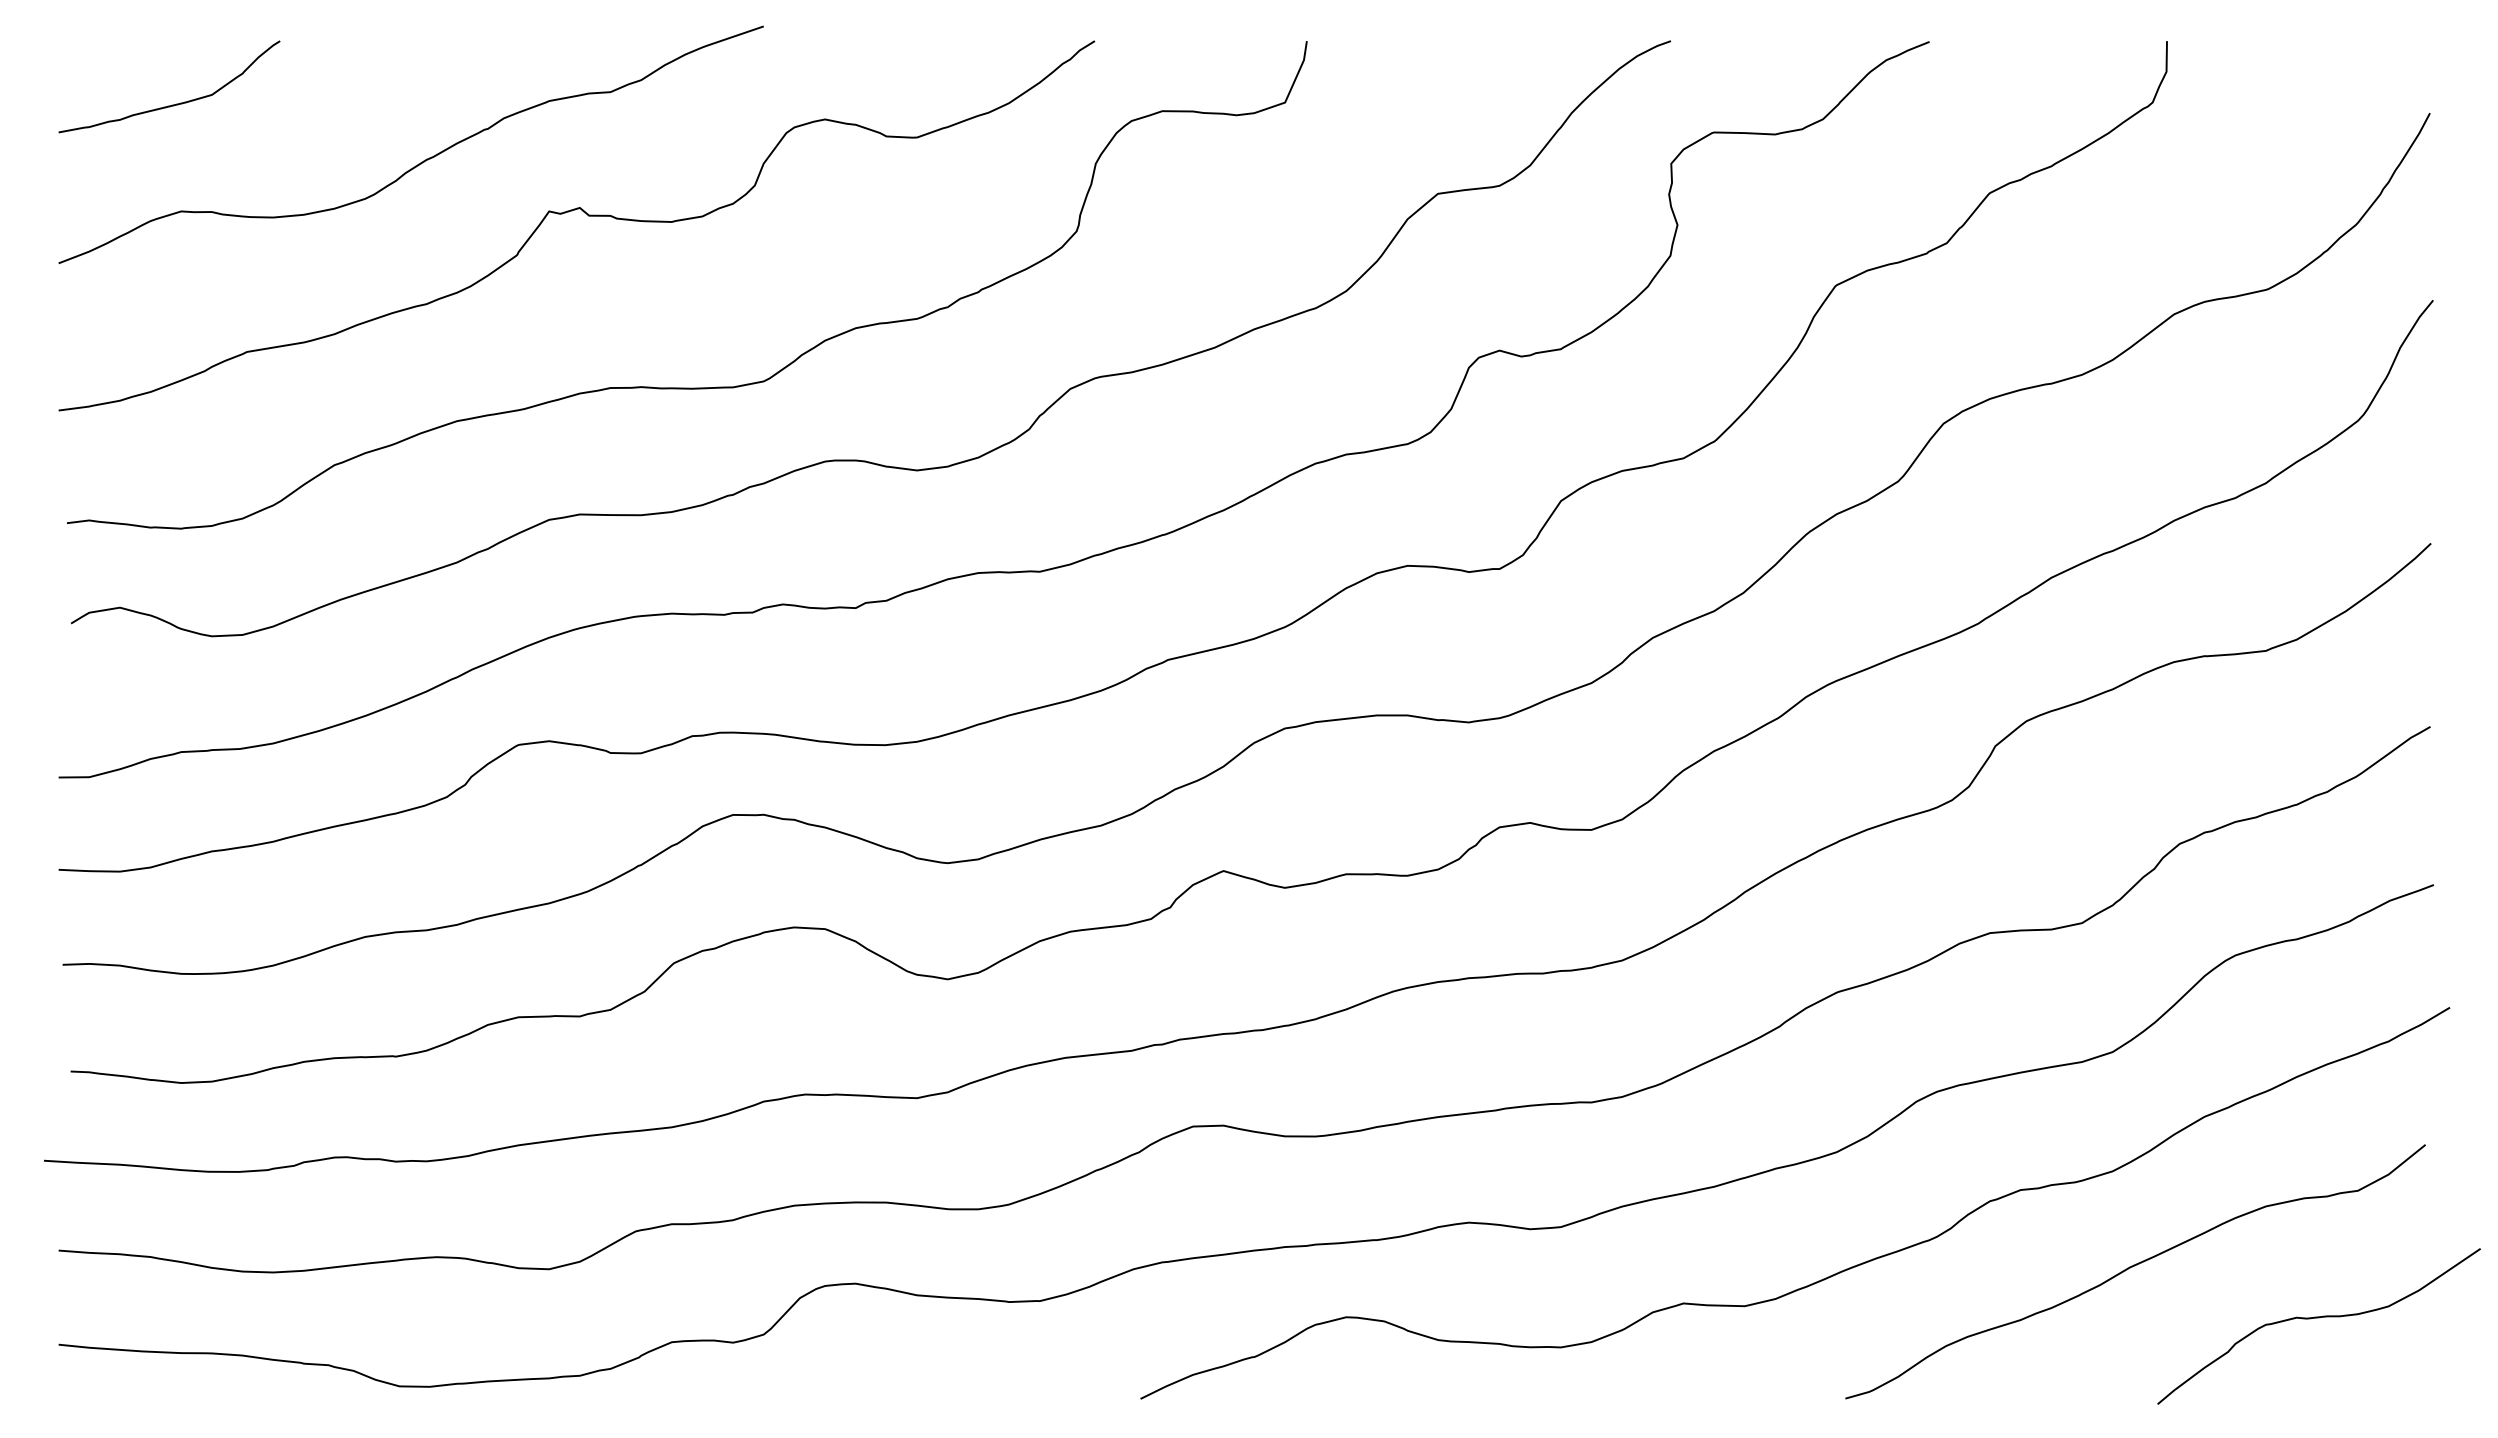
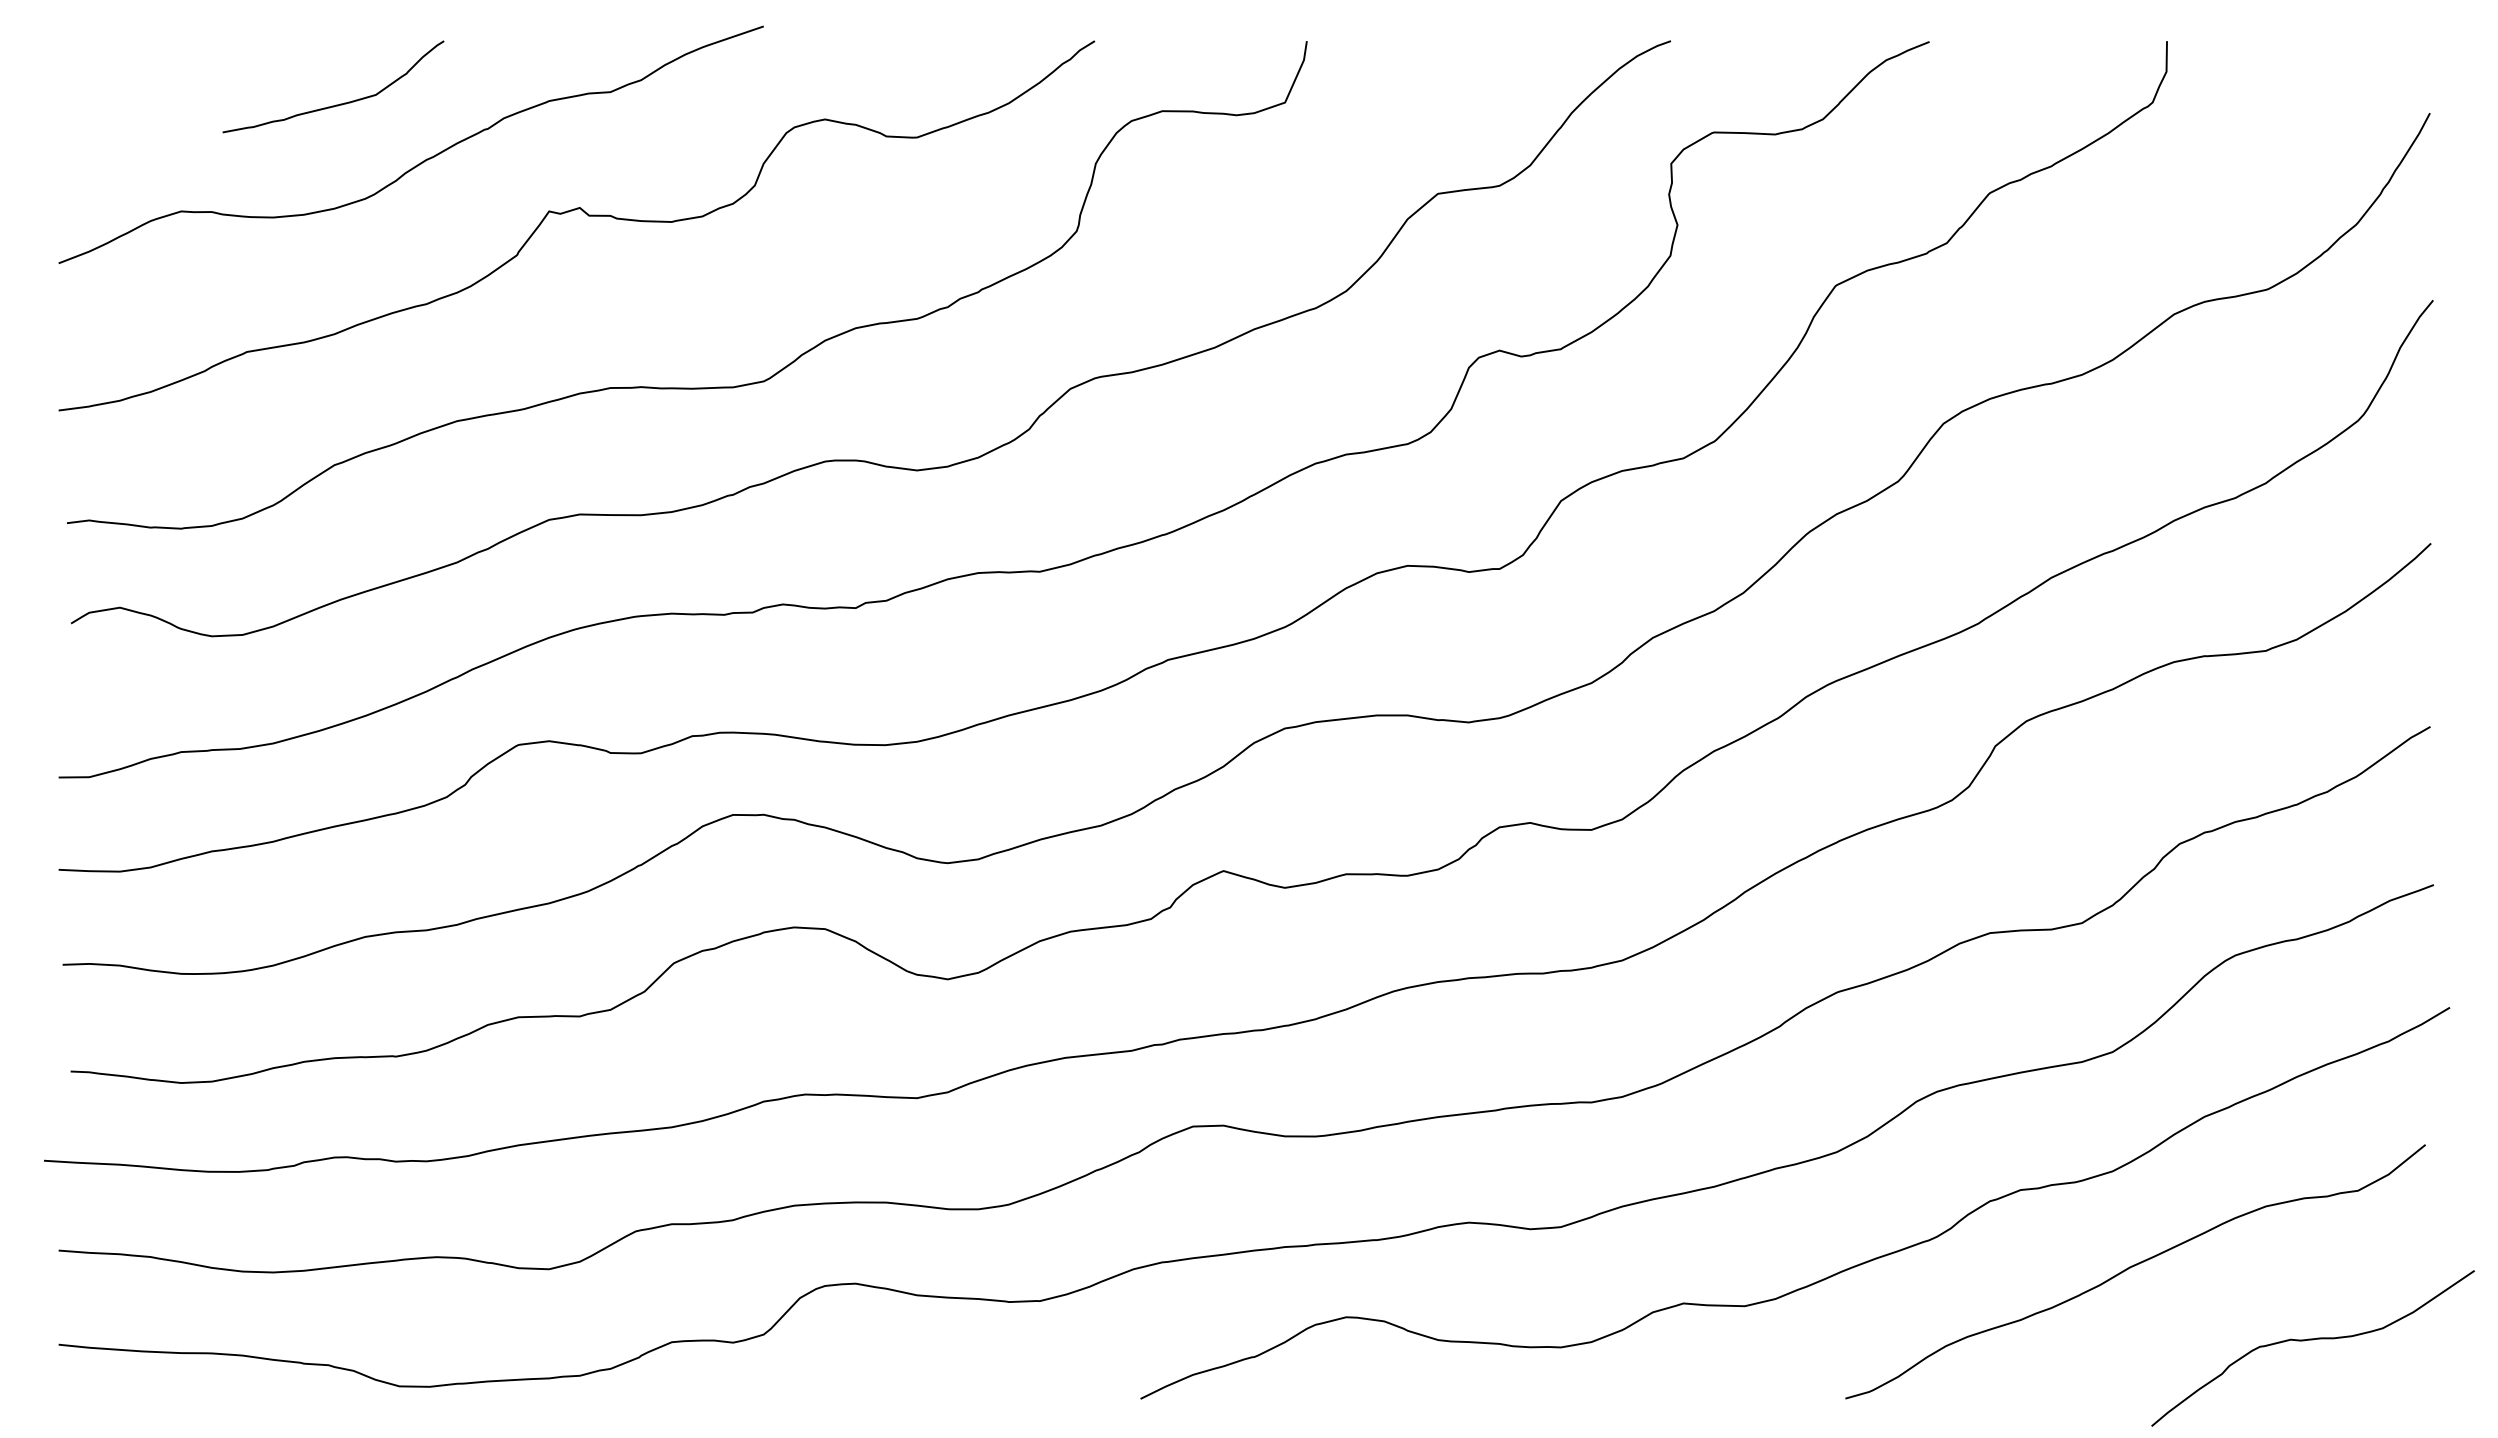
curve position: (172, 104) -> (336, 104) (336, 104)
curve position: (2318, 1318) -> (2312, 1340) (2312, 1340)
